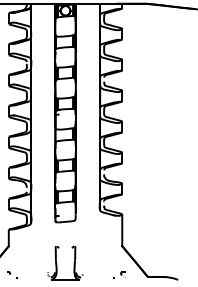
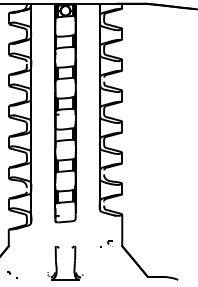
part position: (119, 274) -> (106, 243) (106, 243)
